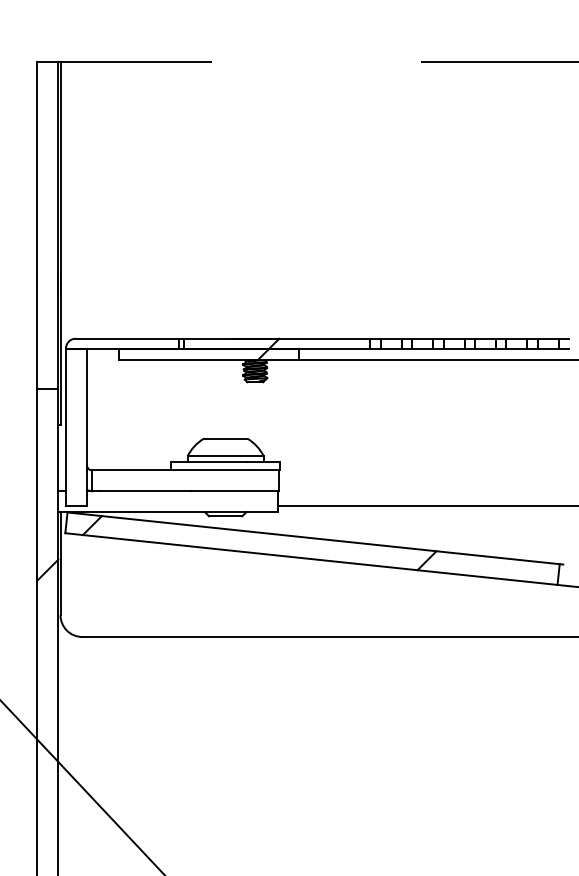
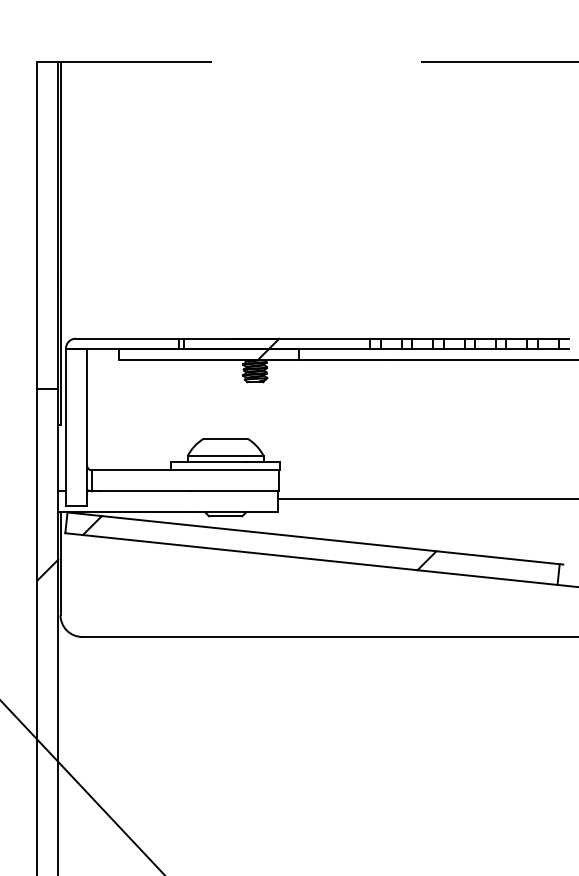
line position: (426, 506) -> (426, 499) (426, 499)
